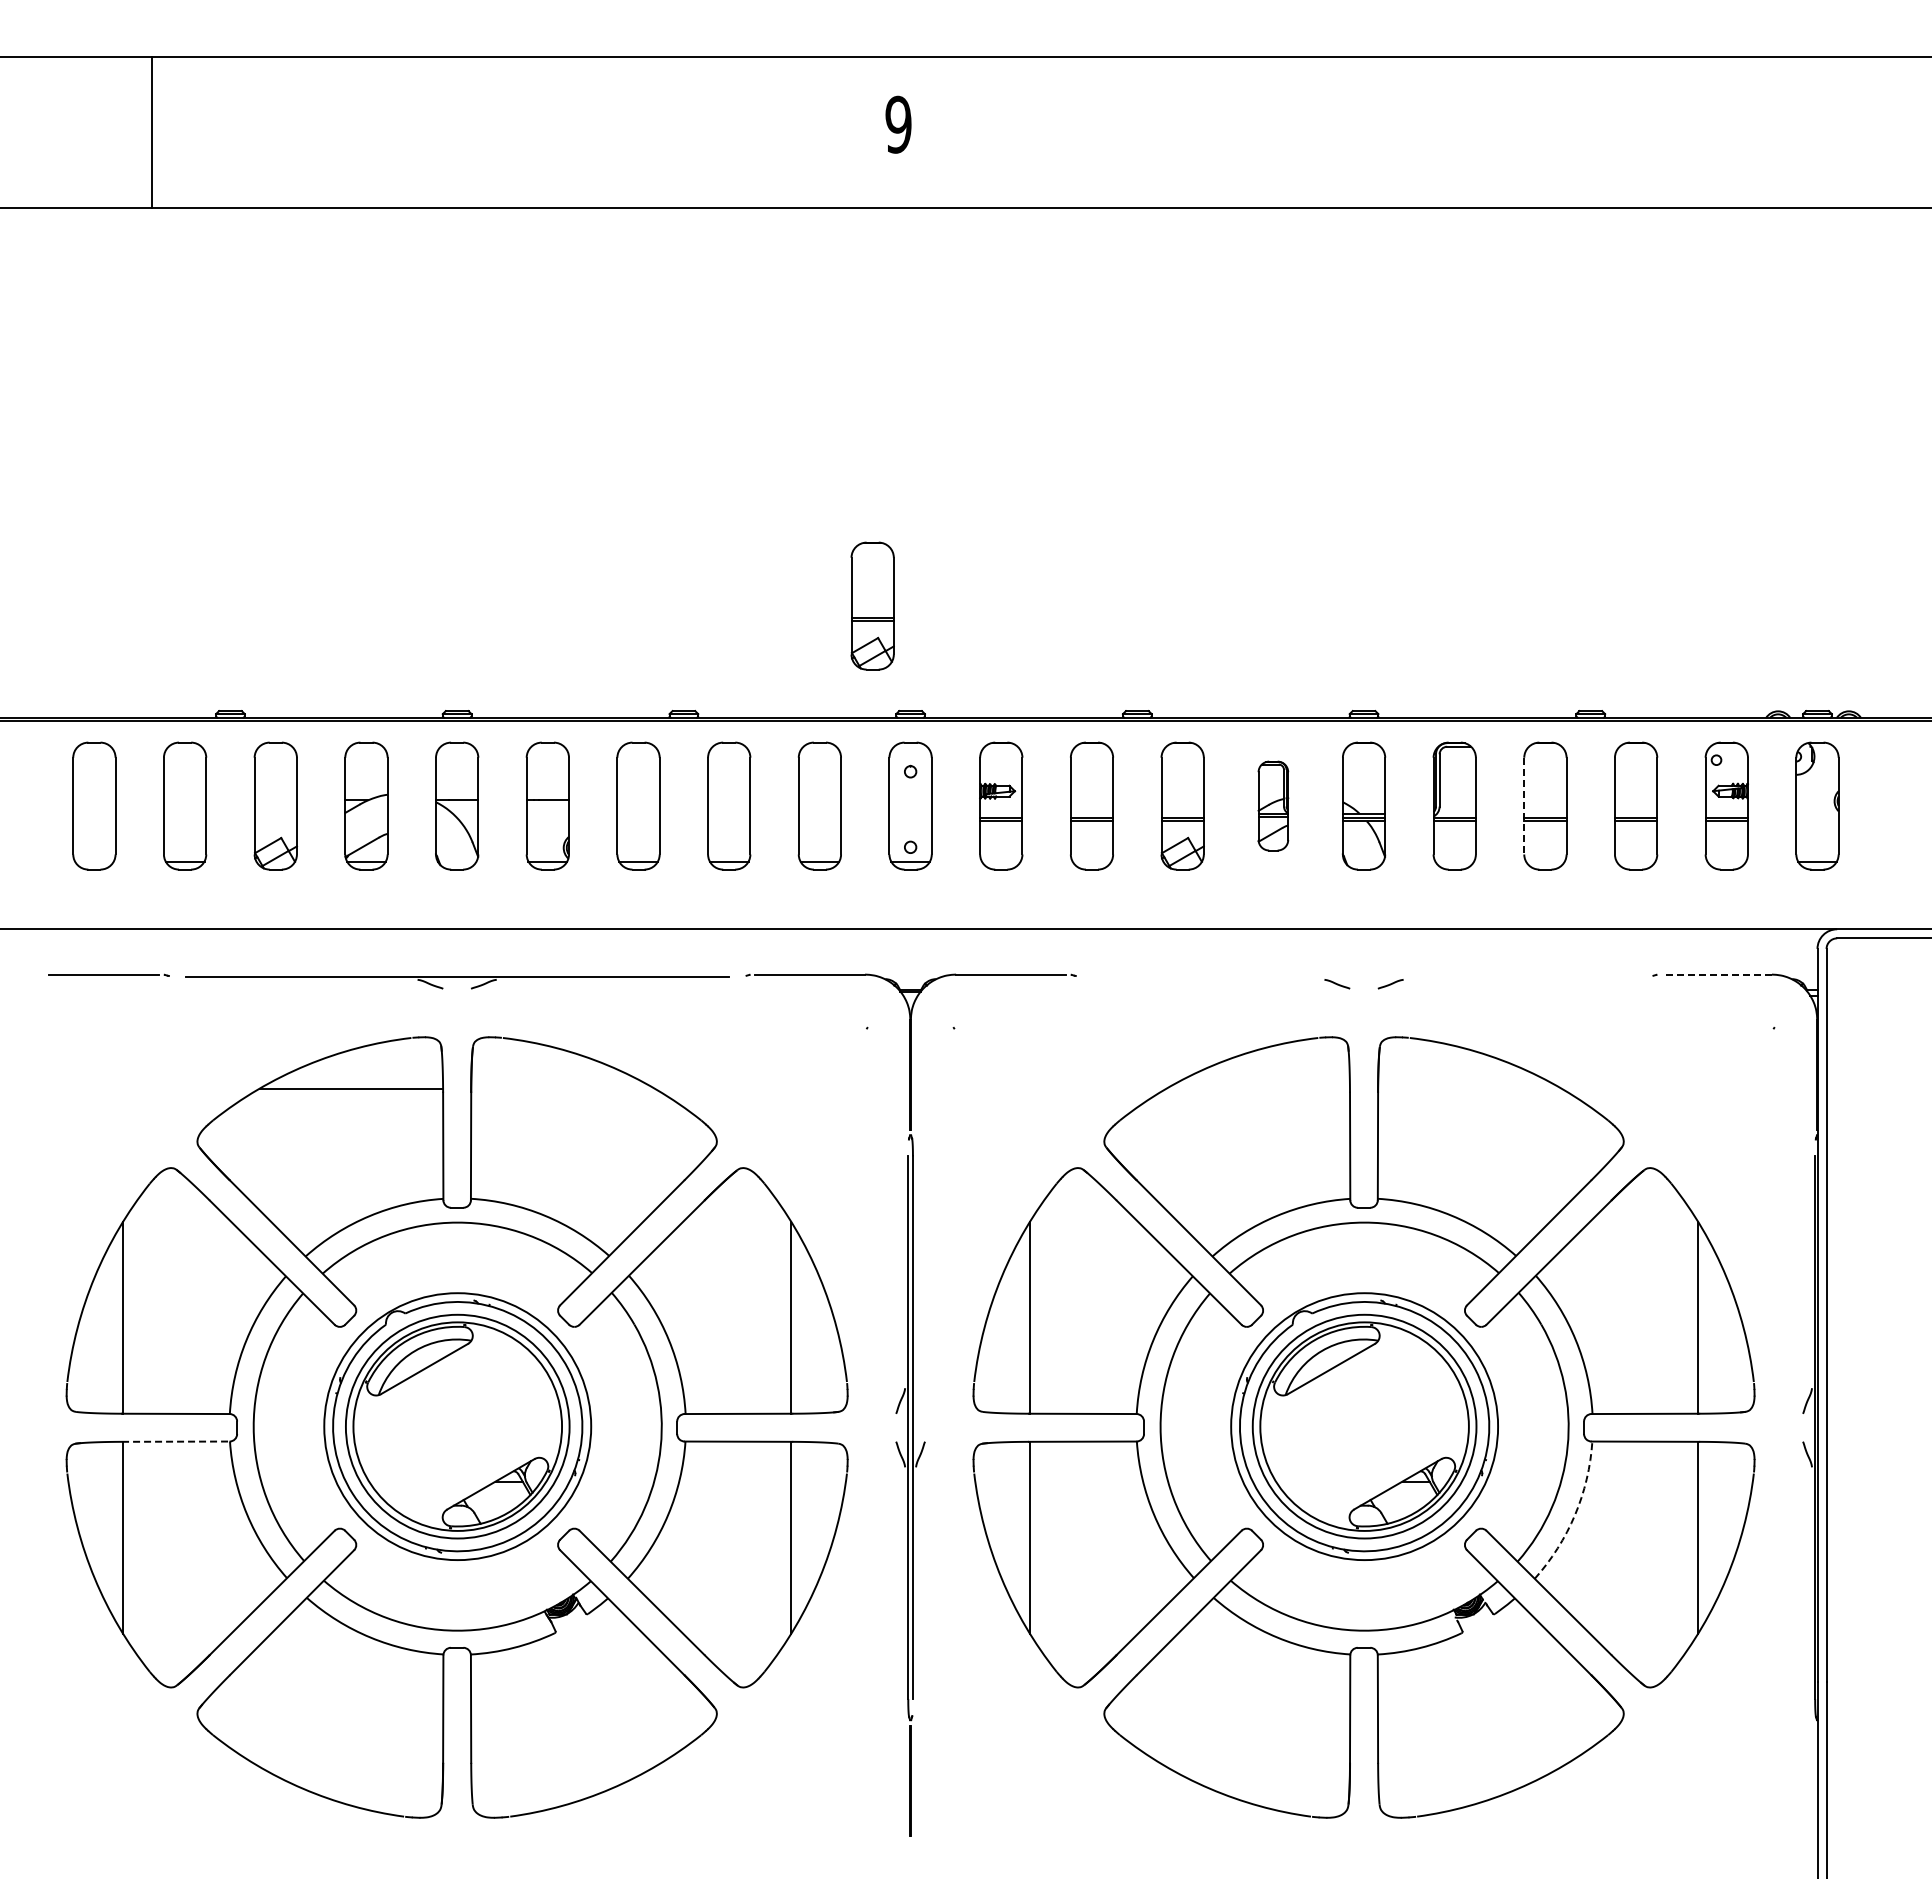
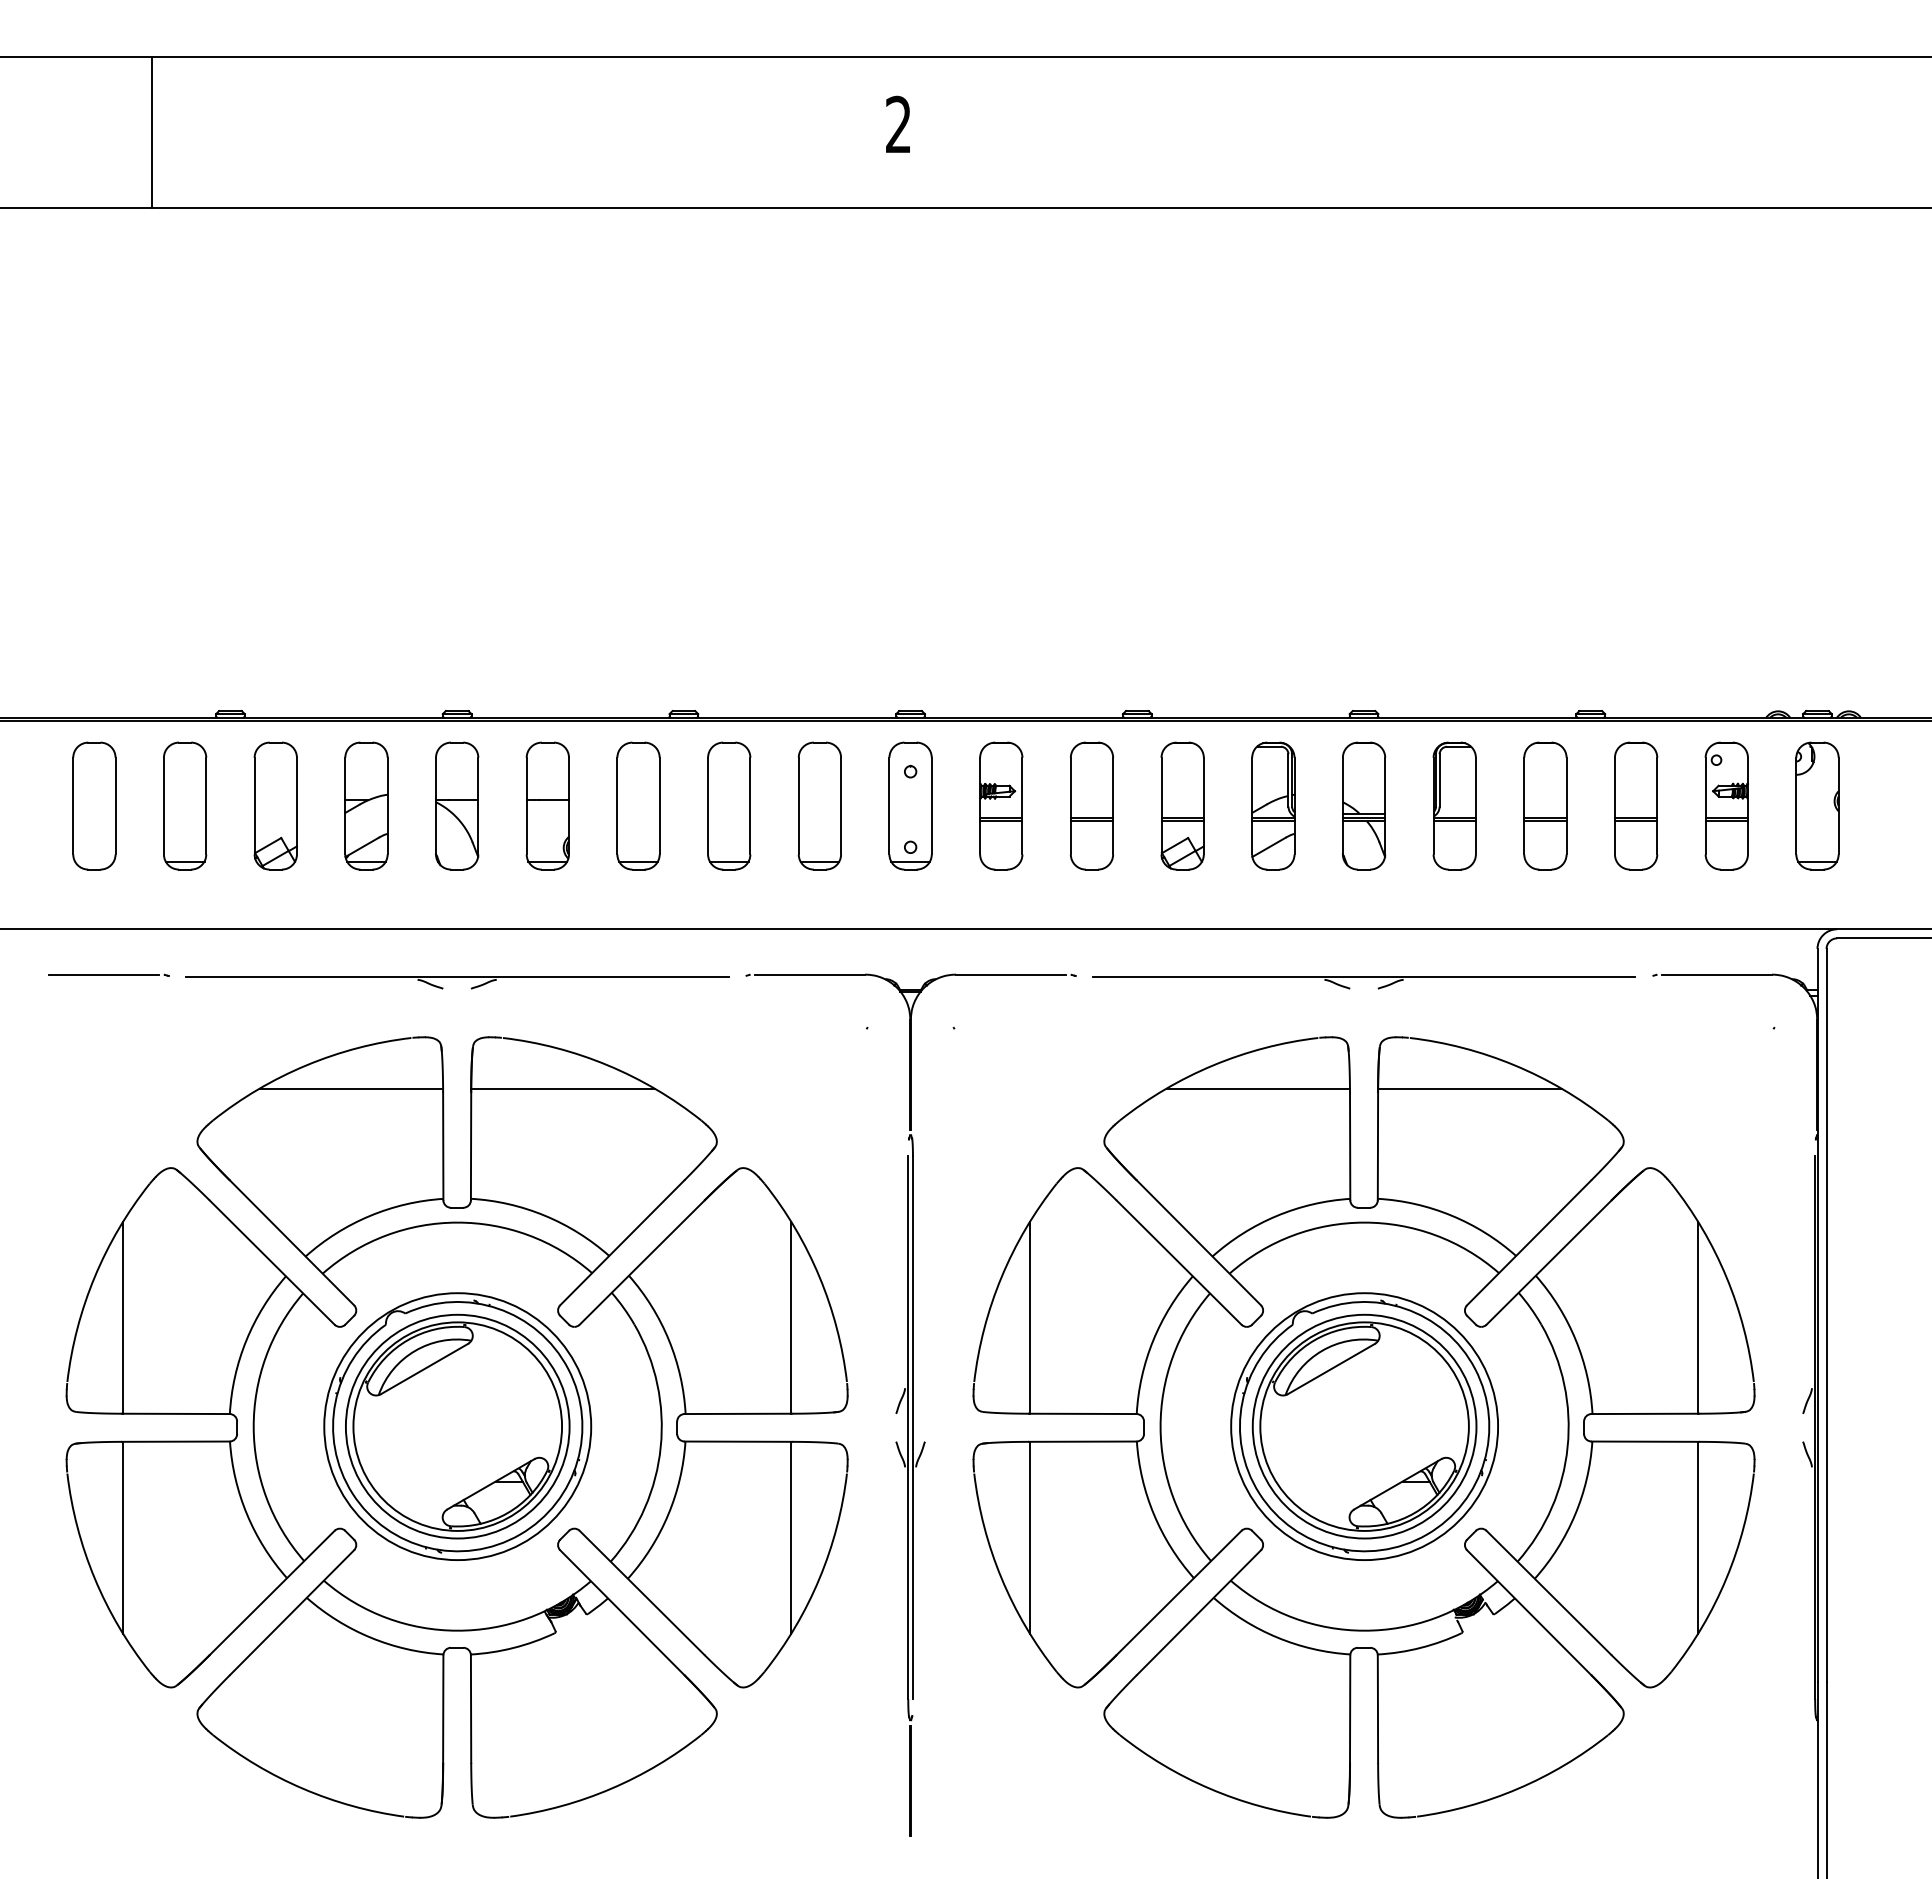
text: 9 -> 2 (898, 124)
part: present -> none (872, 605)
part size: 33x92 px -> 45x130 px (1273, 805)
line: dashed -> solid (1524, 806)
line: dashed -> solid (1716, 974)
line: none -> present (1363, 976)
line: none -> present (562, 1088)
line: none -> present (1257, 1088)
line: none -> present (1469, 1088)
line: dashed -> solid (175, 1441)
arc: dashed -> solid (1575, 1515)
